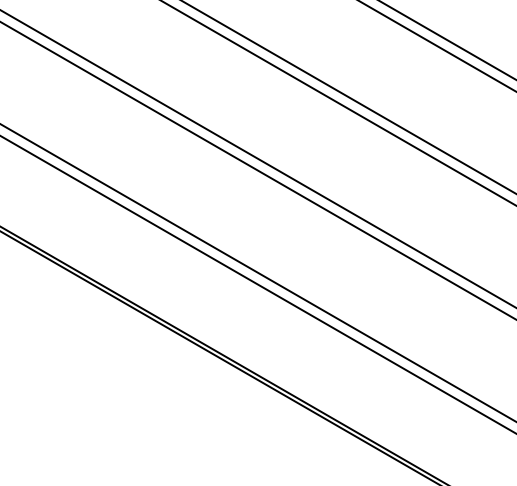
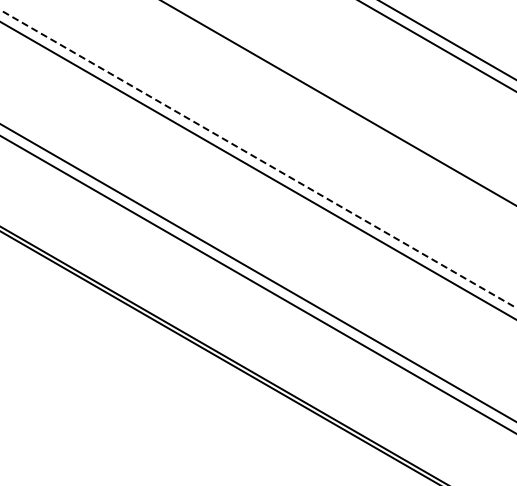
line: present -> none (348, 97)
line: solid -> dashed (258, 159)
